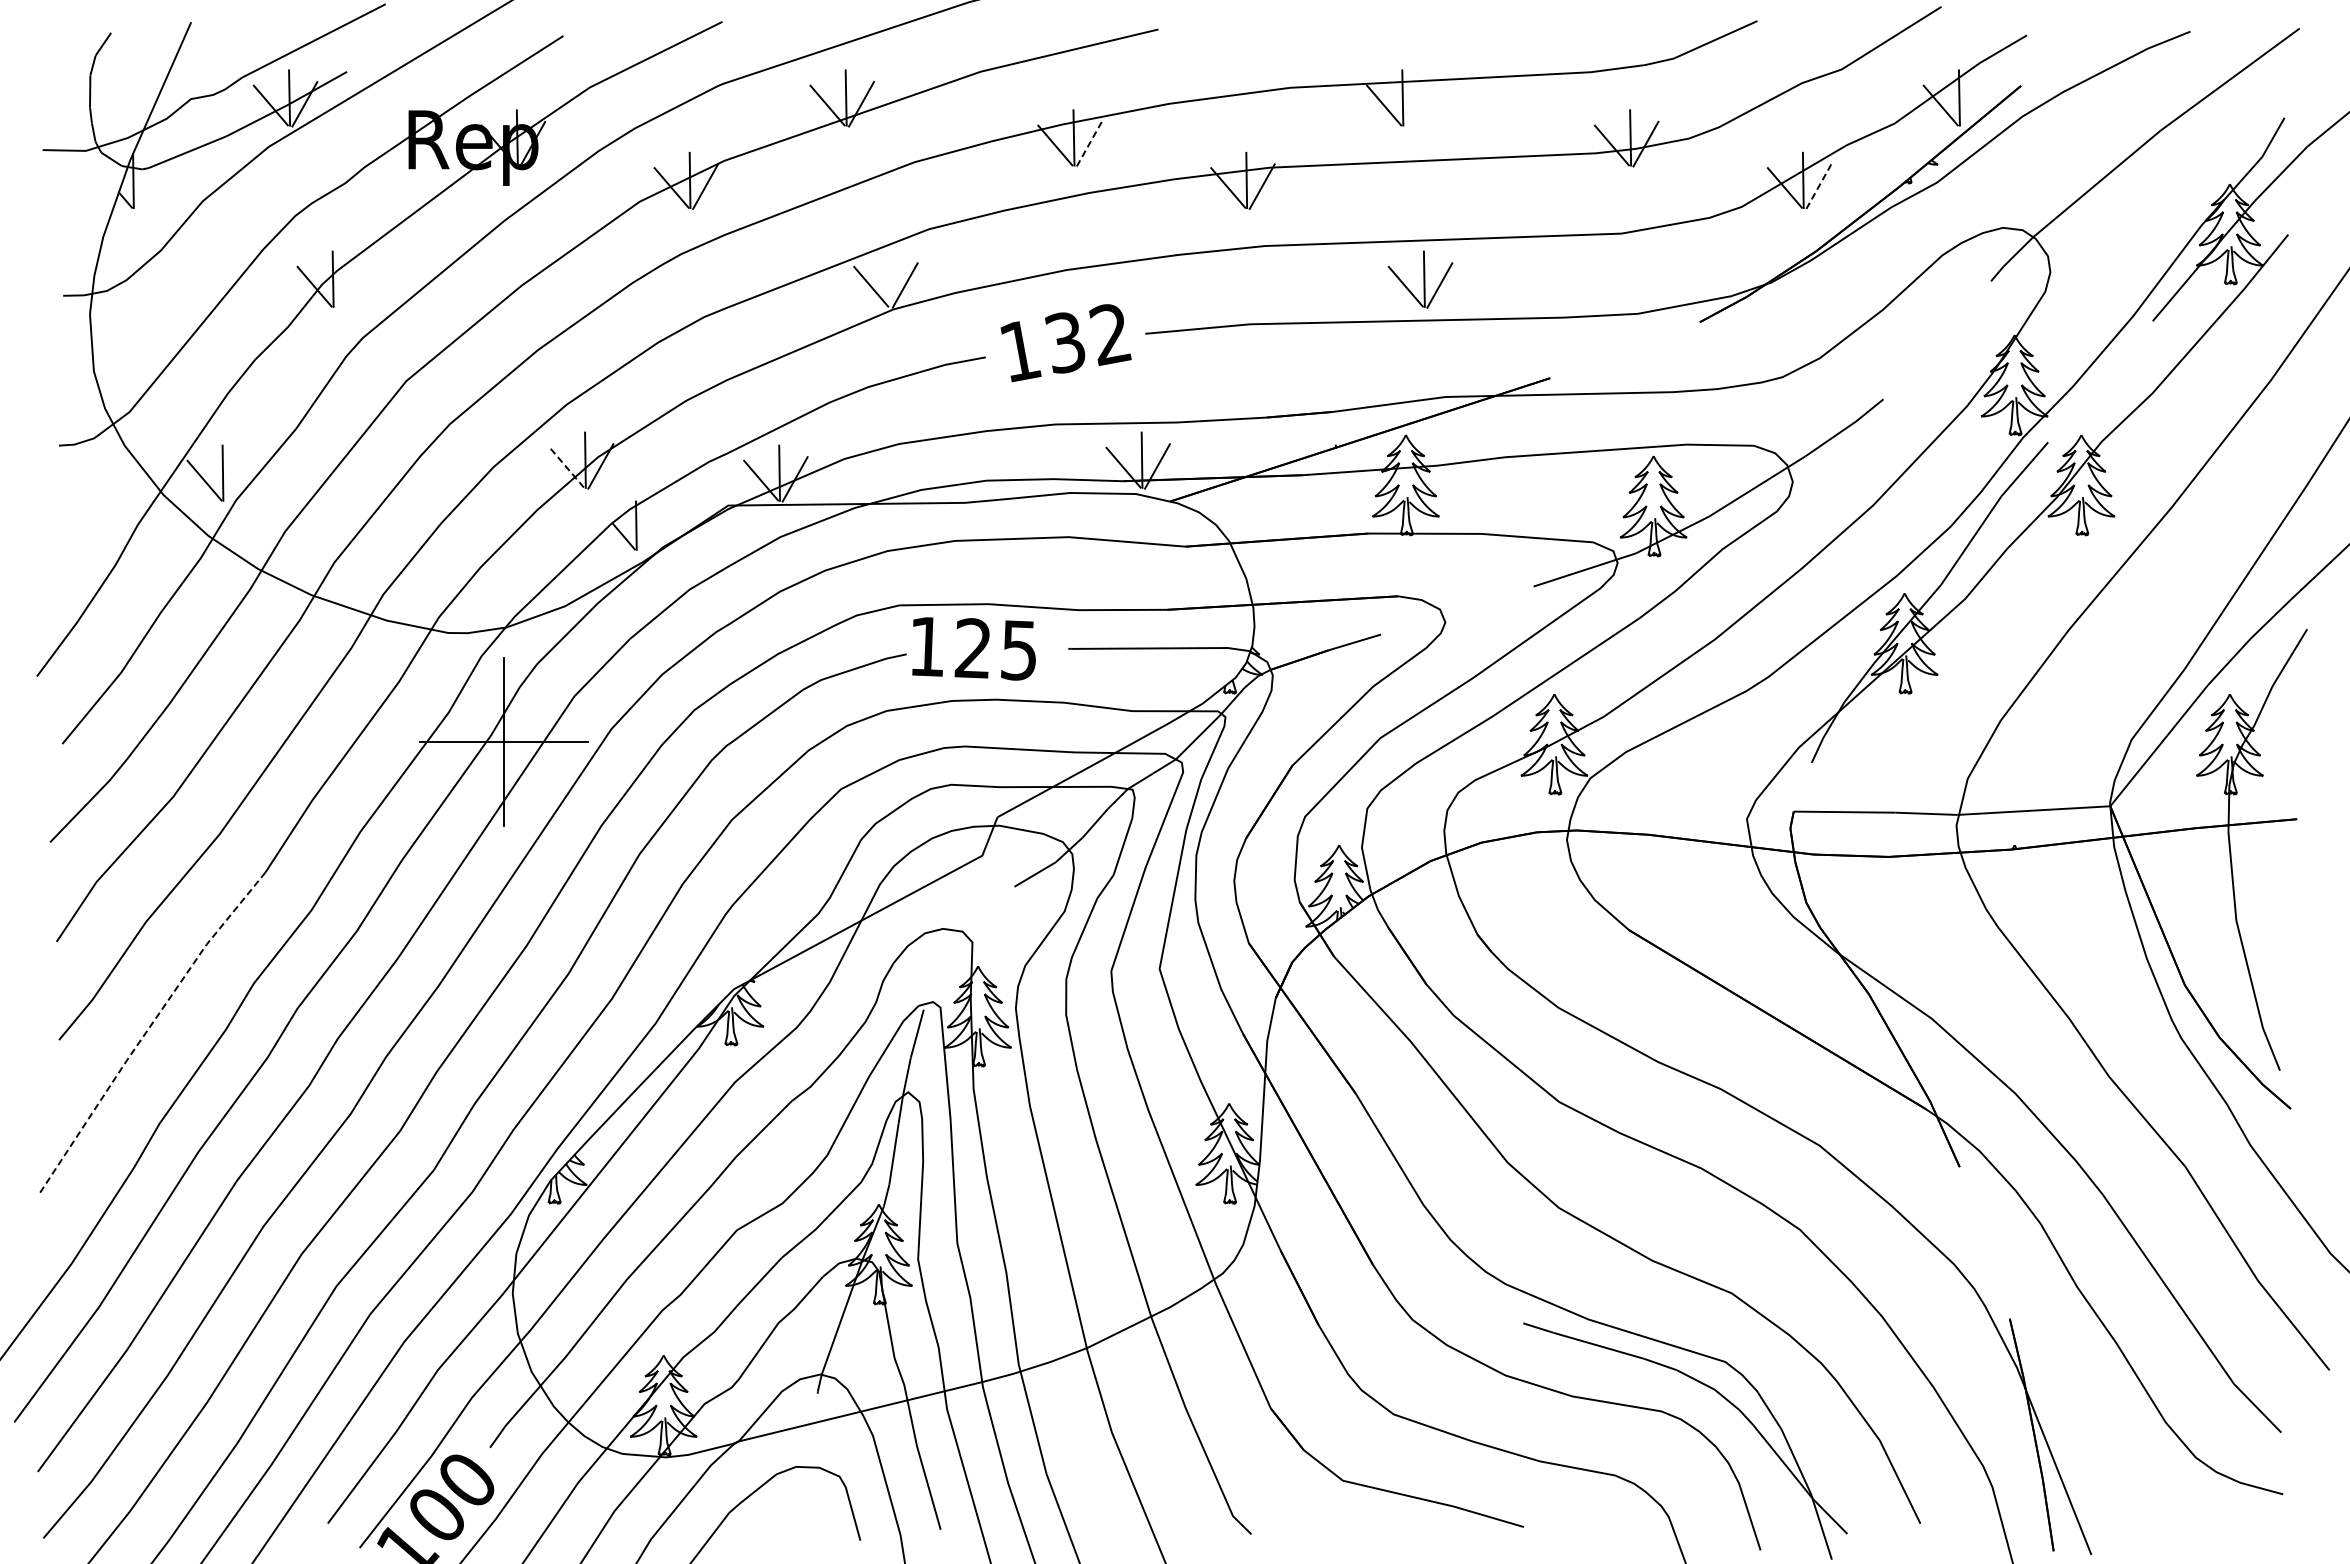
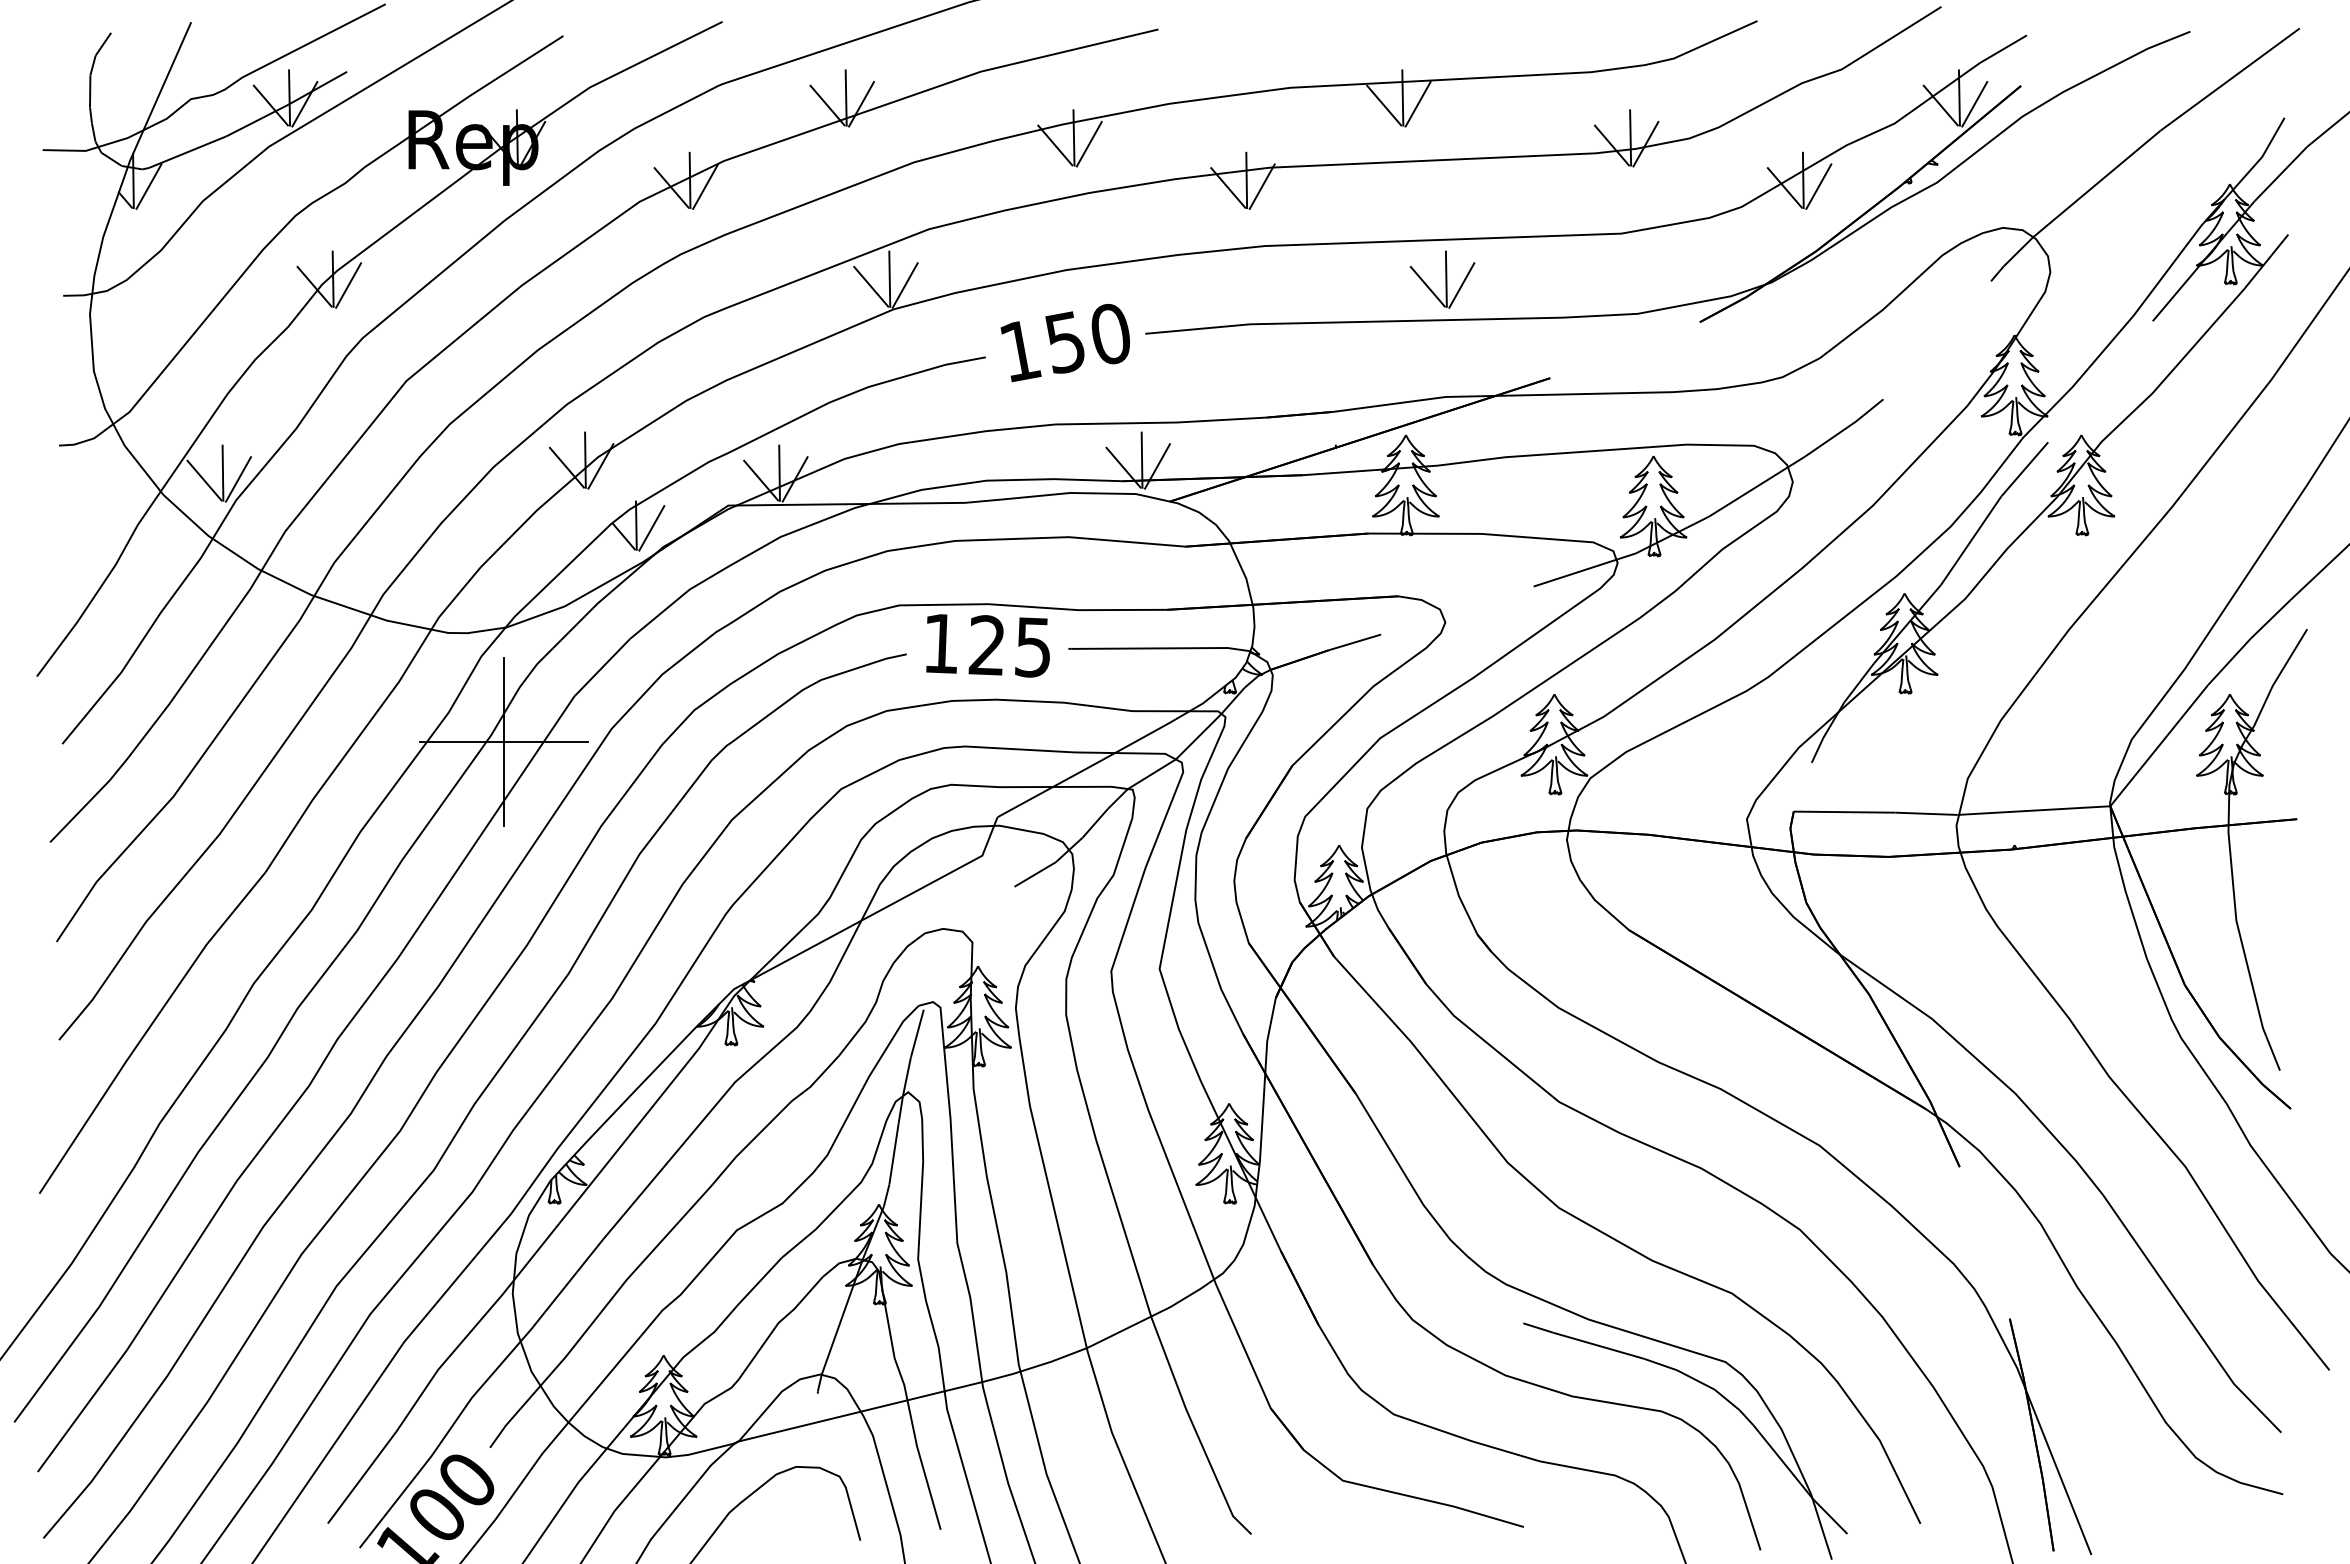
line: none -> present (1417, 104)
line: none -> present (1974, 104)
line: dashed -> solid (1089, 143)
line: none -> present (148, 186)
line: dashed -> solid (1818, 186)
line: none -> present (889, 278)
part position: (1420, 279) -> (1442, 279) (1442, 279)
line: none -> present (348, 285)
text: 132 -> 150 (1088, 338)
line: dashed -> solid (566, 467)
line: none -> present (238, 479)
line: none -> present (651, 528)
text position: (973, 648) -> (987, 645) (987, 645)
line: dashed -> solid (148, 1029)
